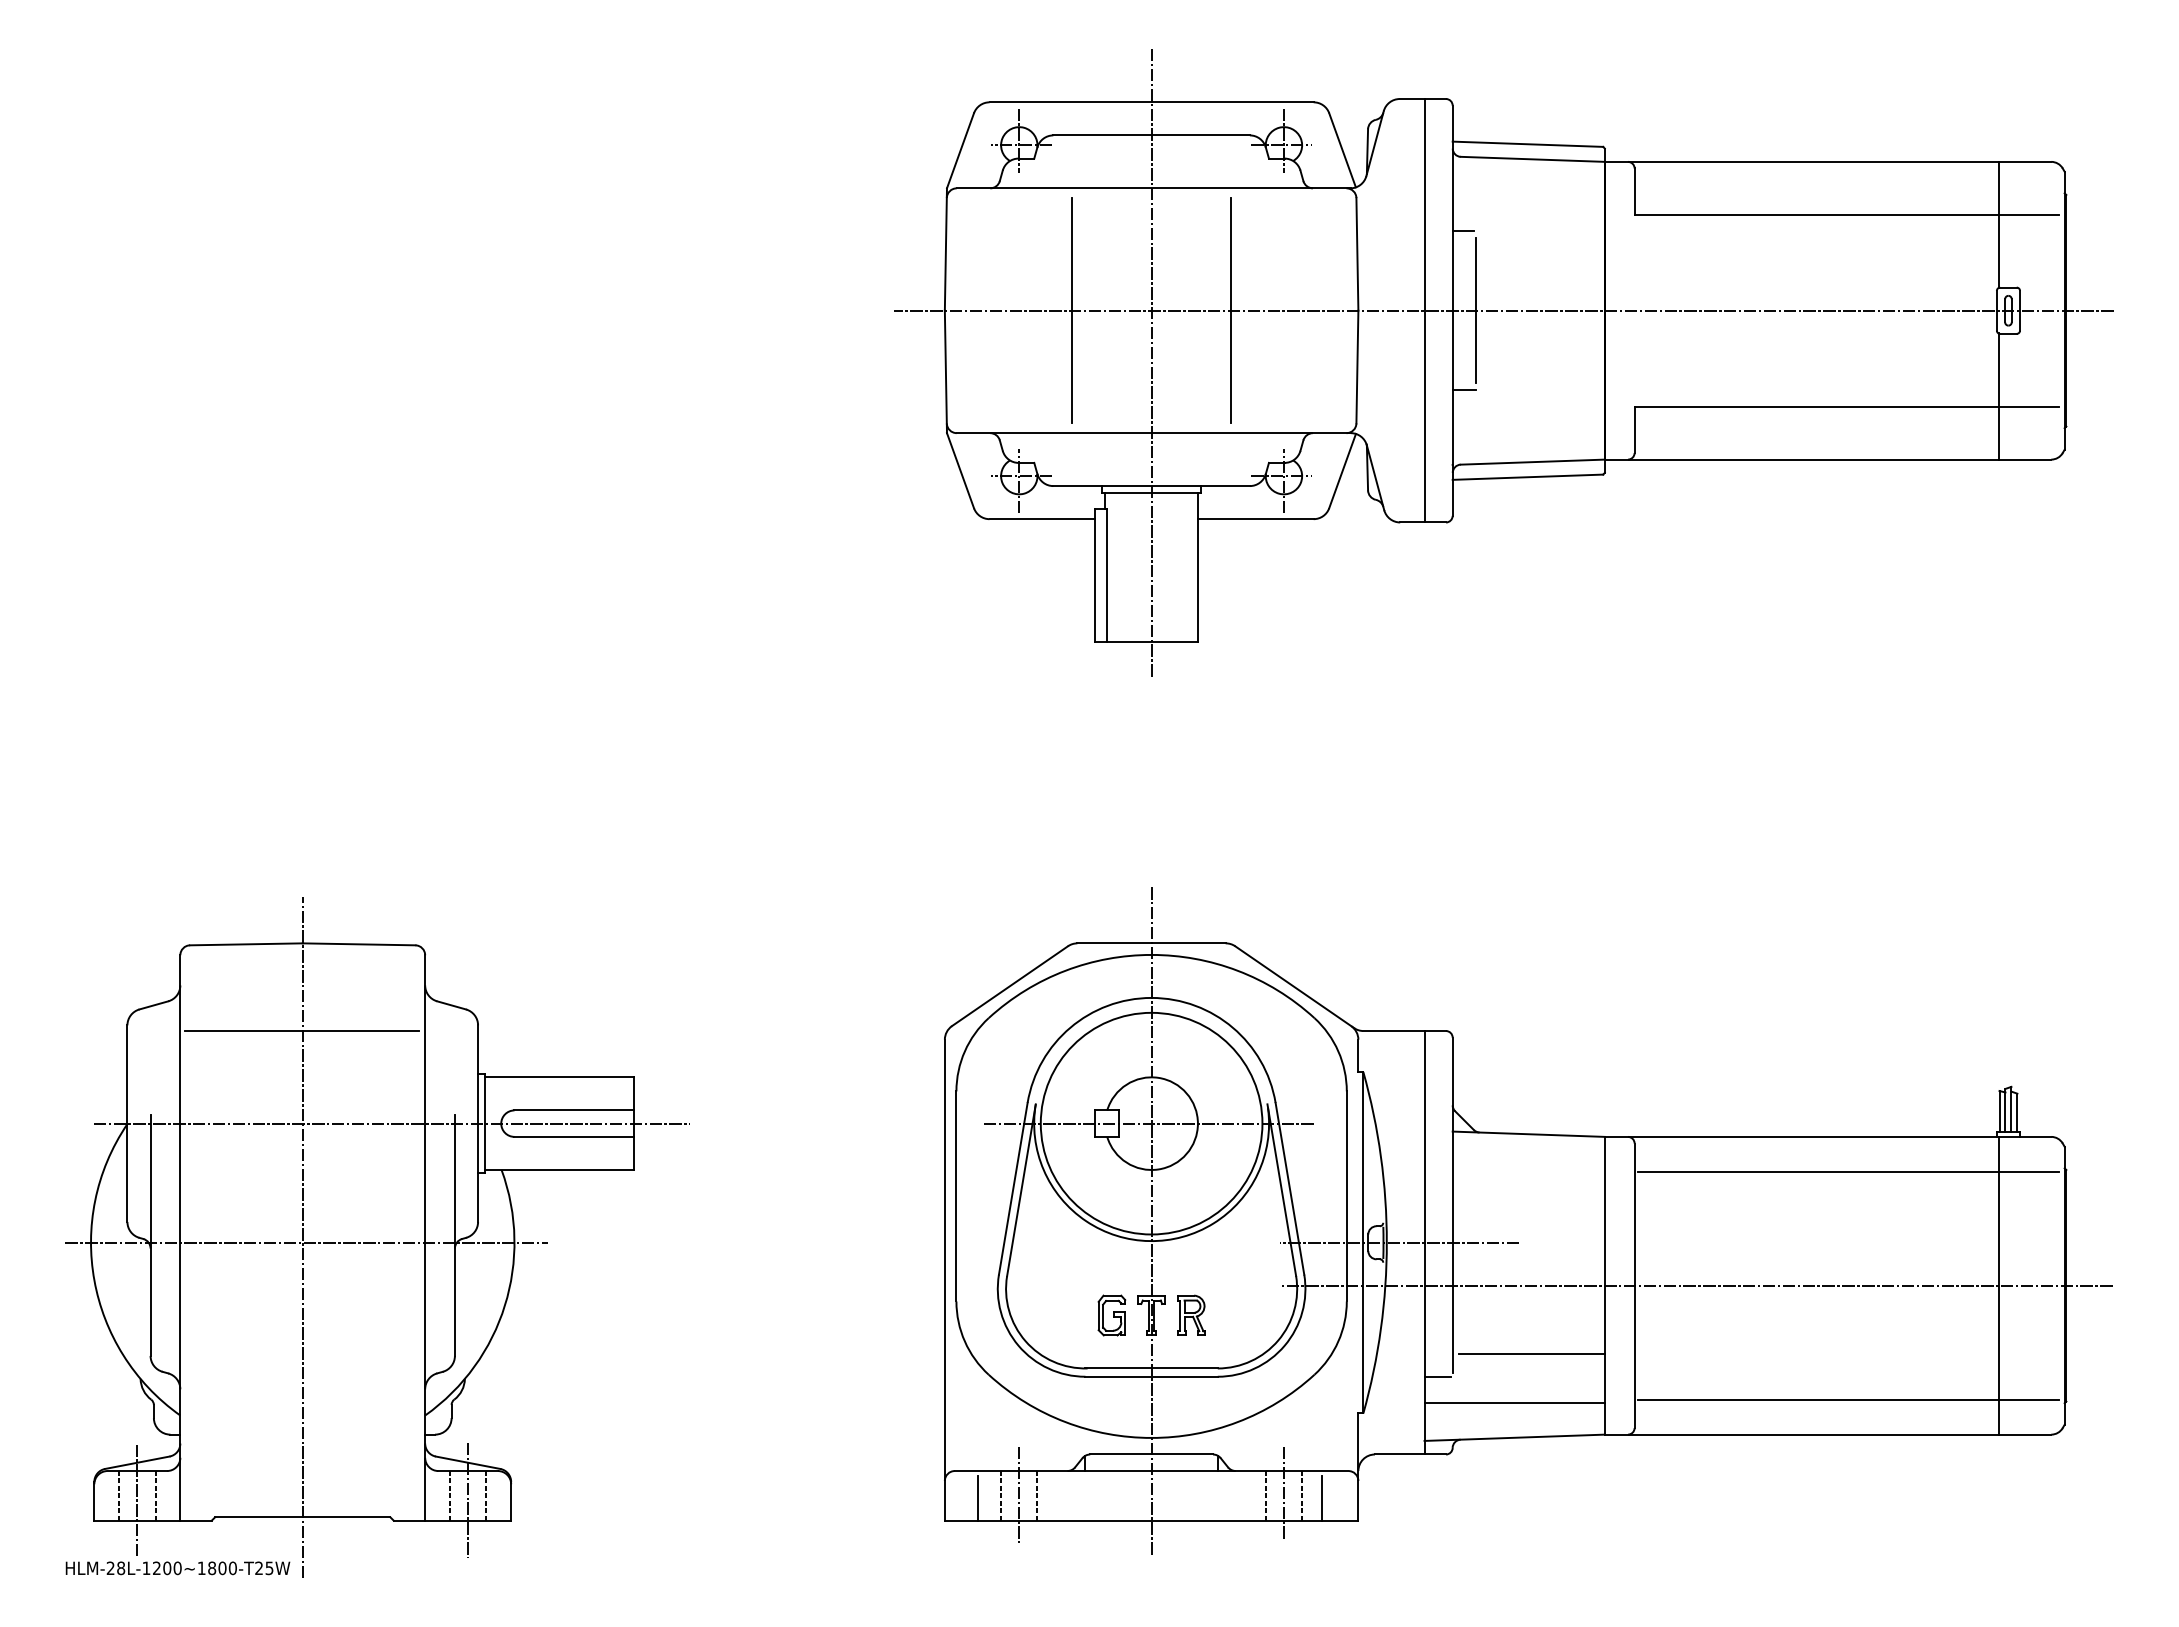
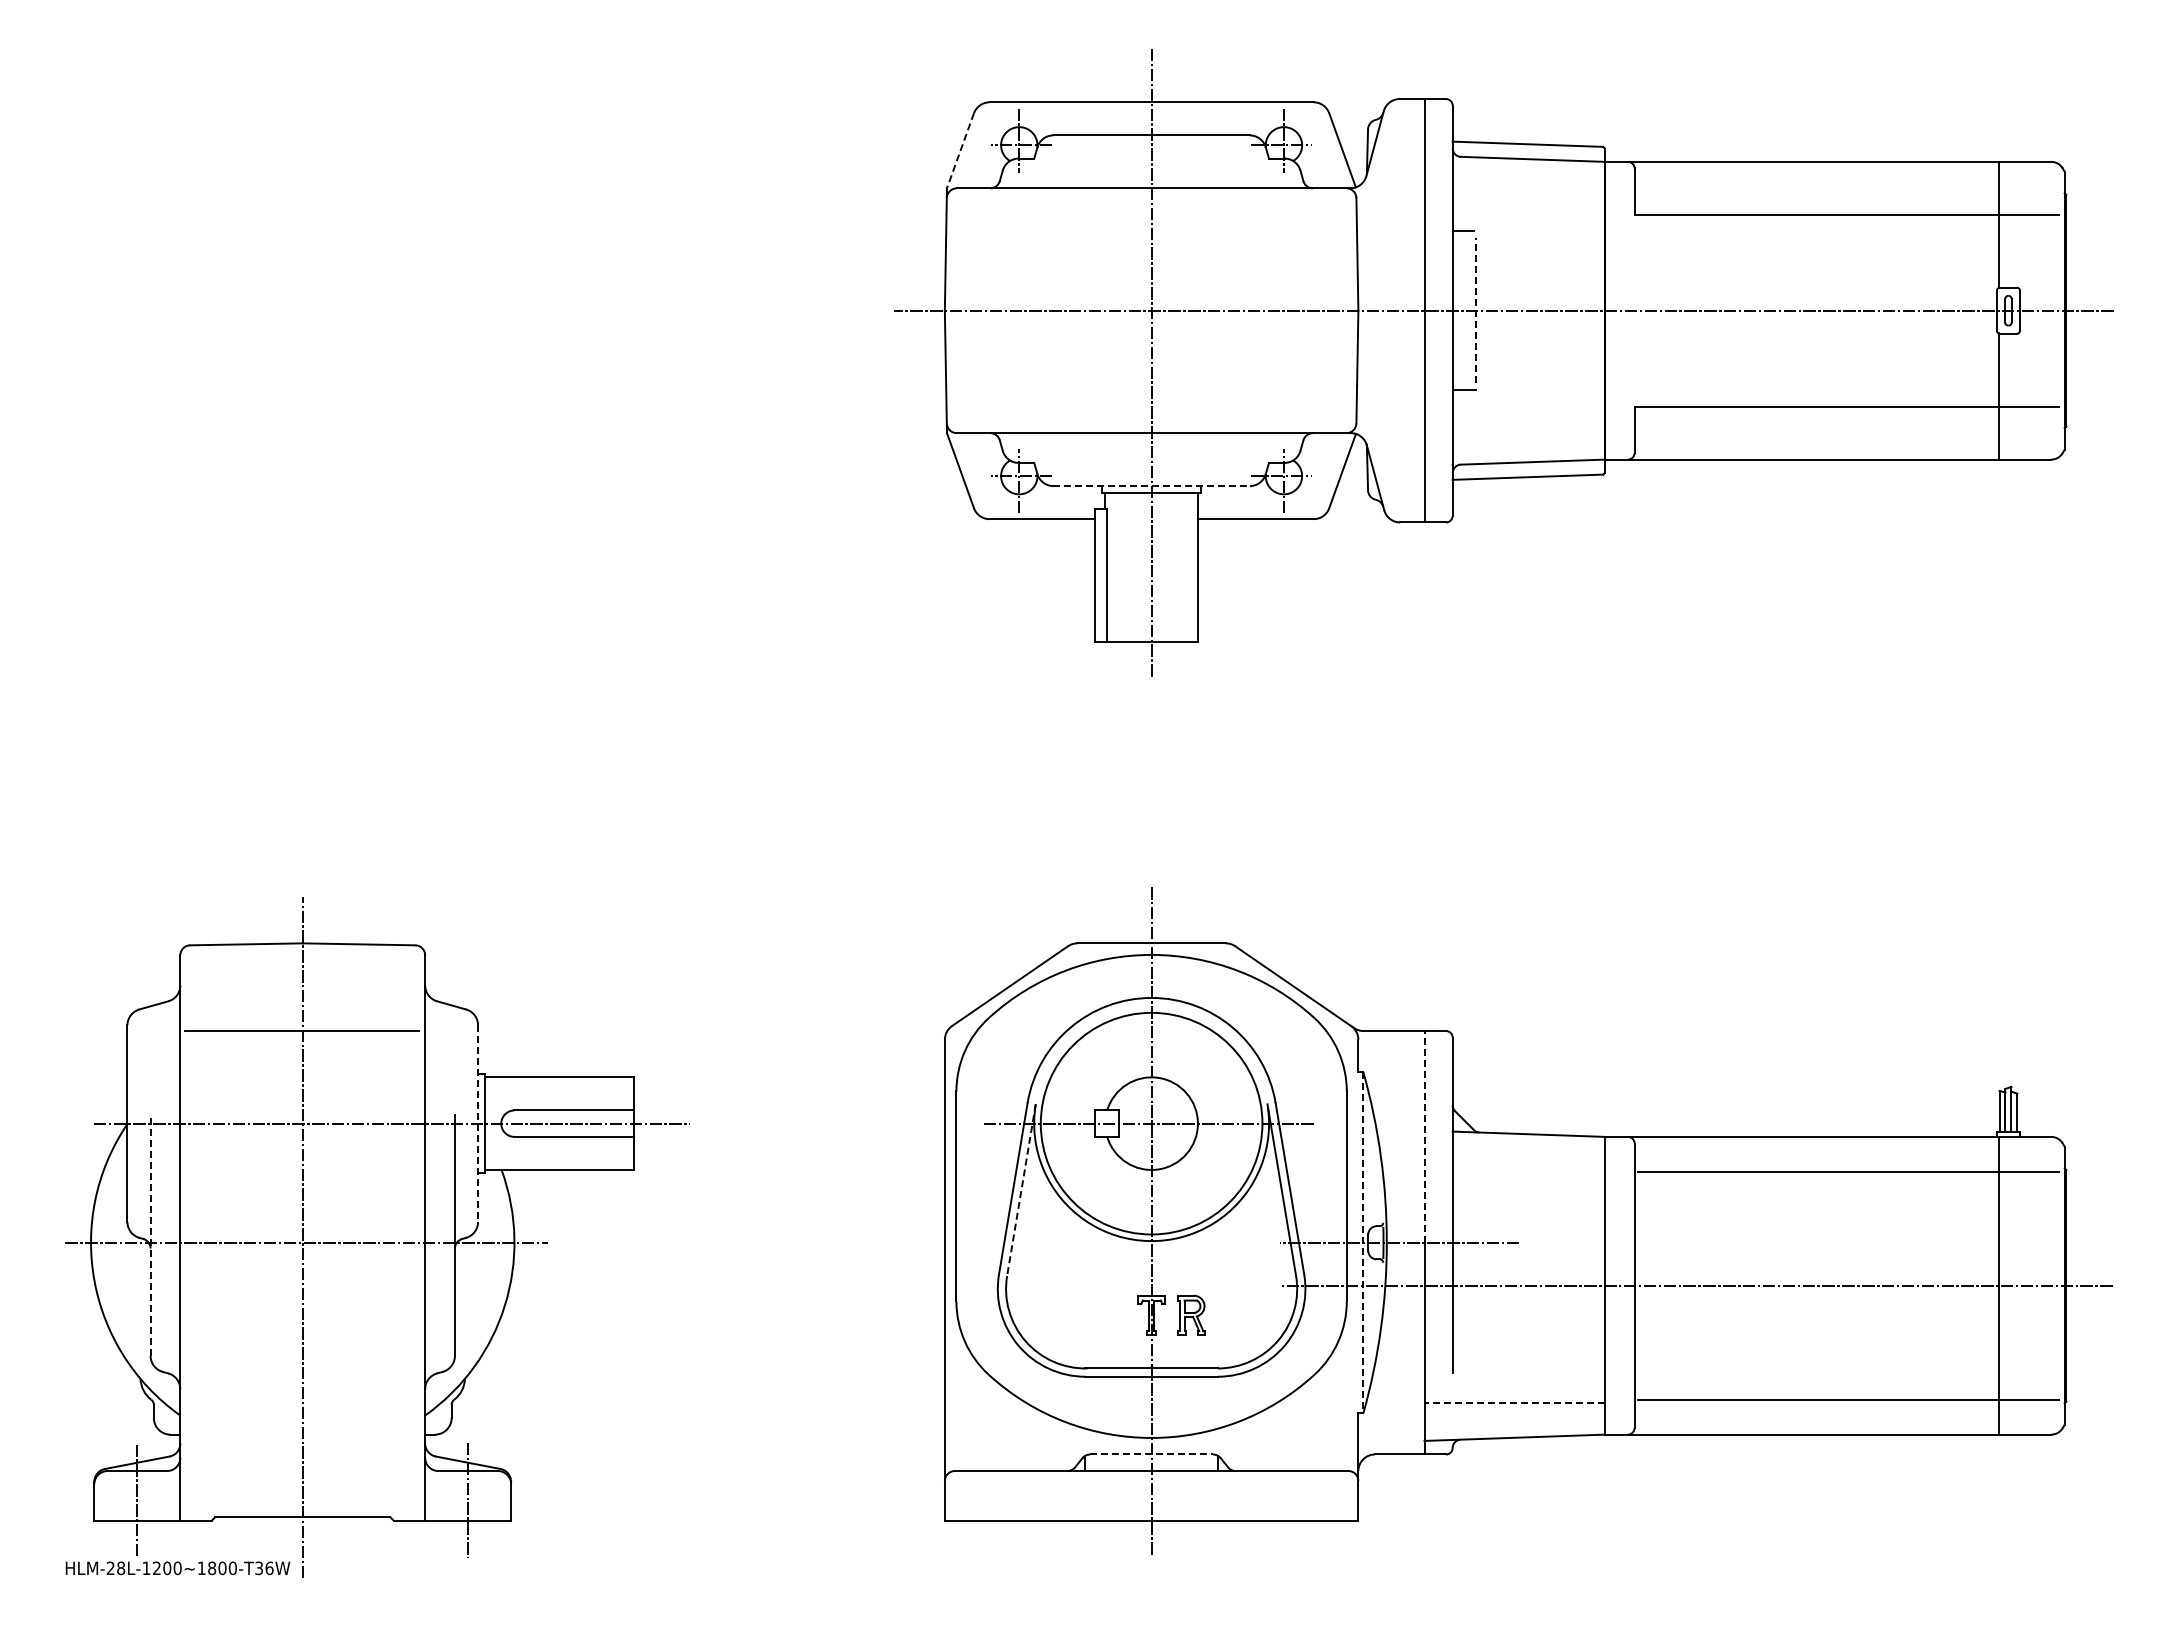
line: solid -> dashed (960, 150)
line: present -> none (1072, 310)
line: present -> none (1231, 310)
line: solid -> dashed (1476, 310)
line: solid -> dashed (1152, 486)
line: solid -> dashed (478, 1124)
line: solid -> dashed (1424, 1136)
line: solid -> dashed (1021, 1190)
line: solid -> dashed (150, 1235)
line: solid -> dashed (1363, 1242)
part: present -> none (1111, 1315)
line: present -> none (1531, 1353)
line: present -> none (1437, 1376)
line: solid -> dashed (1514, 1403)
line: solid -> dashed (1152, 1454)
line: present -> none (1283, 1492)
line: present -> none (1019, 1494)
line: present -> none (119, 1495)
line: present -> none (155, 1495)
line: present -> none (449, 1495)
line: present -> none (486, 1495)
line: present -> none (1001, 1495)
line: present -> none (1037, 1495)
line: present -> none (1265, 1495)
line: present -> none (1302, 1495)
line: present -> none (977, 1498)
line: present -> none (1321, 1498)
text: HLM-28L-1200~1800-T25W -> HLM-28L-1200~1800-T36W (264, 1568)
